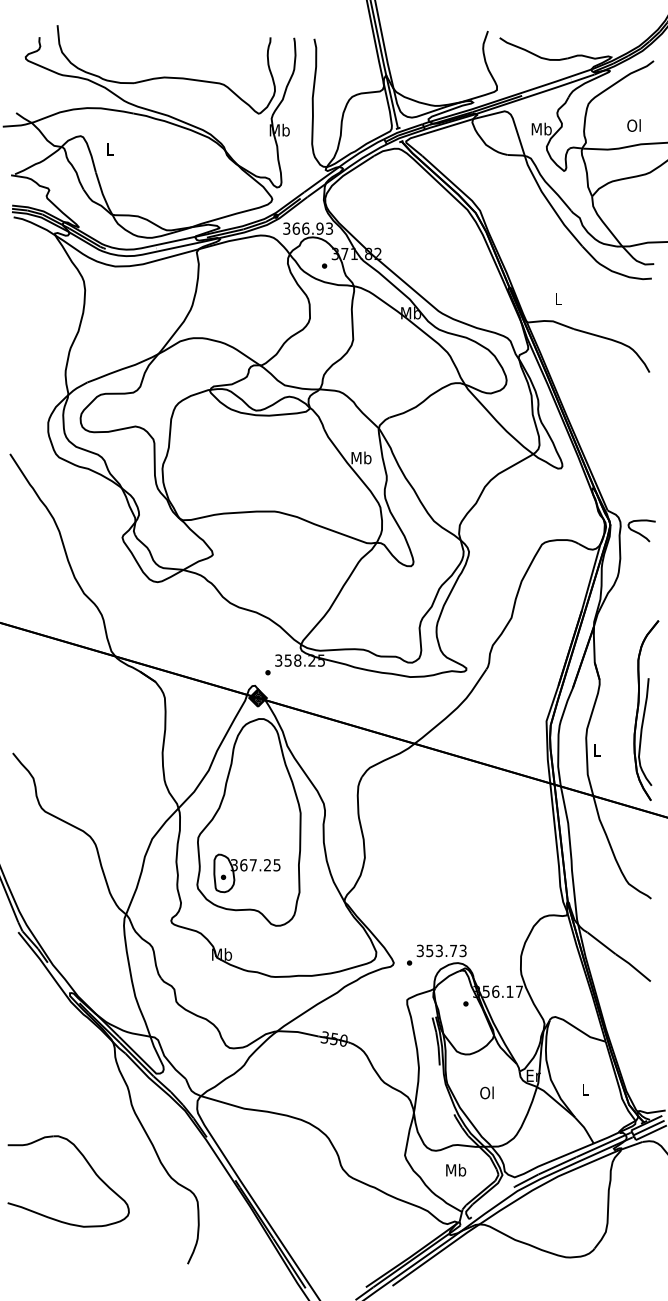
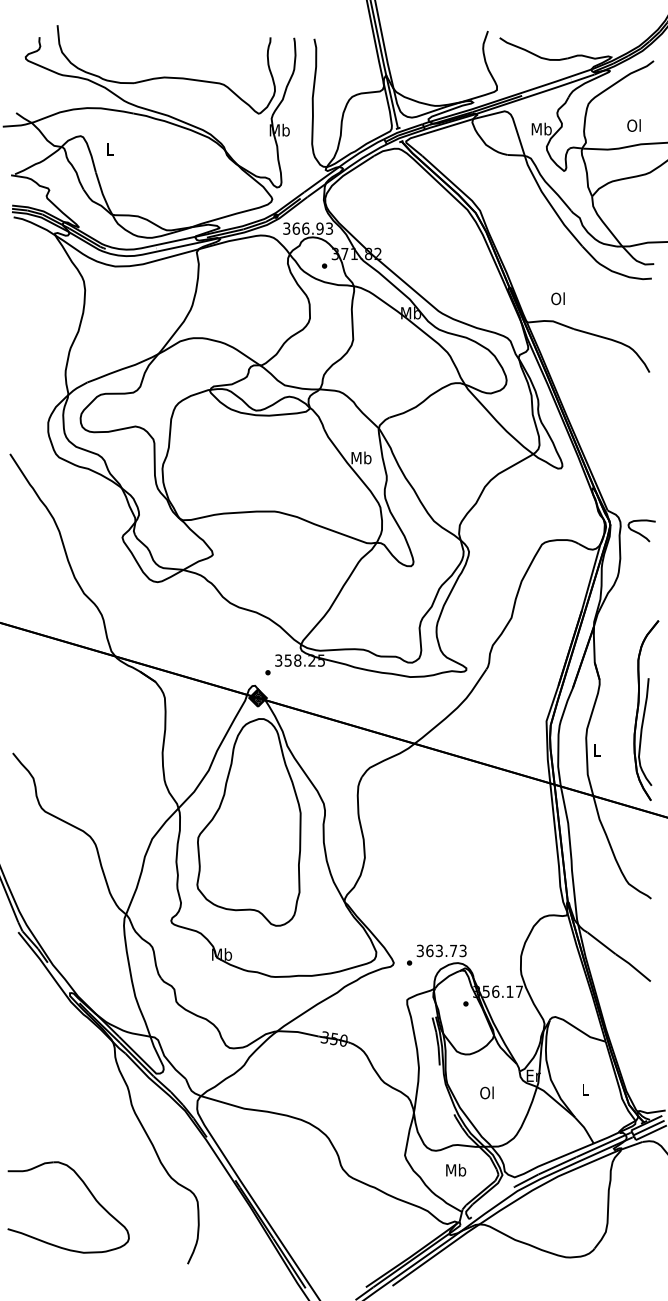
text: L -> Ol (557, 298)
part: present -> none (246, 873)
text: 353.73 -> 363.73 (429, 950)
part position: (88, 1165) -> (88, 1191) (88, 1191)
